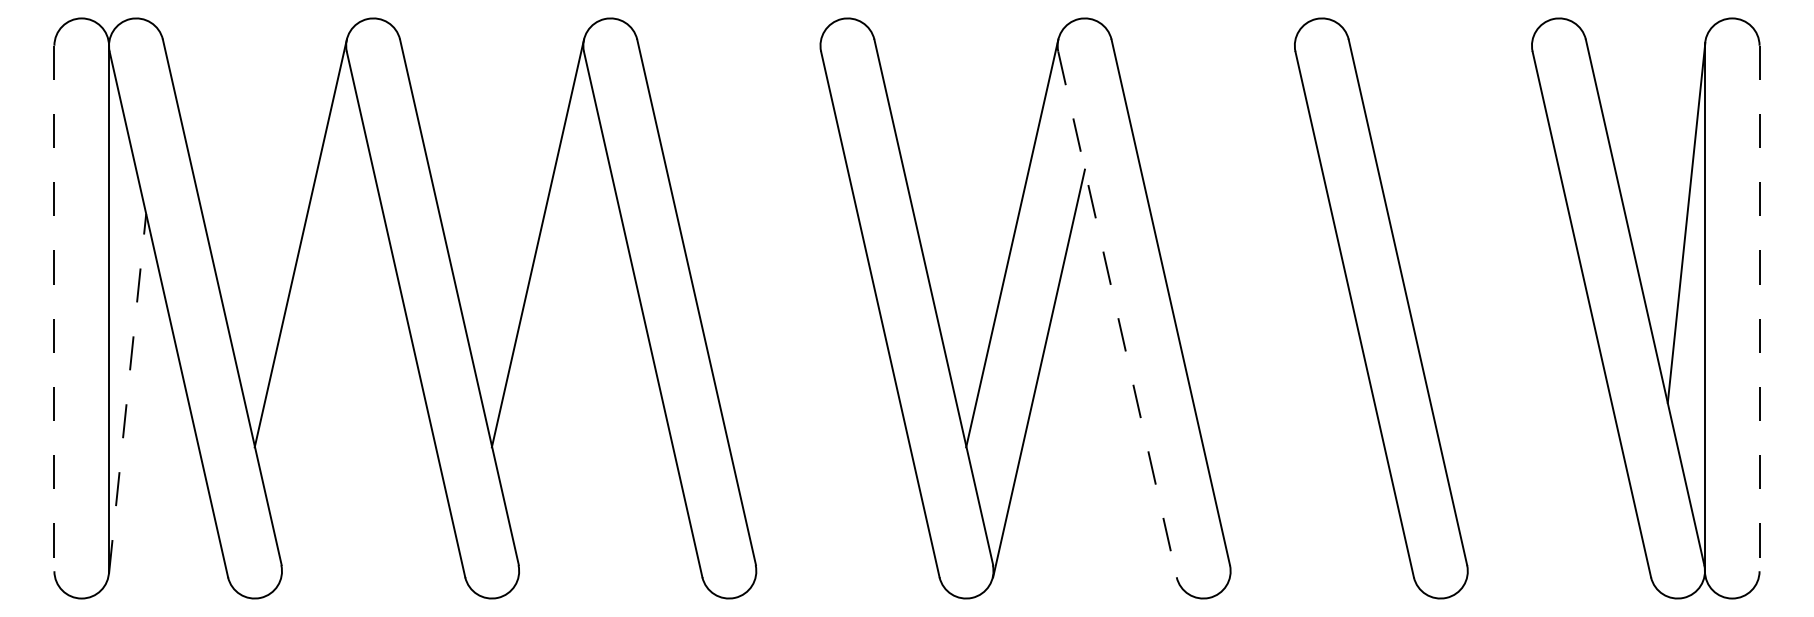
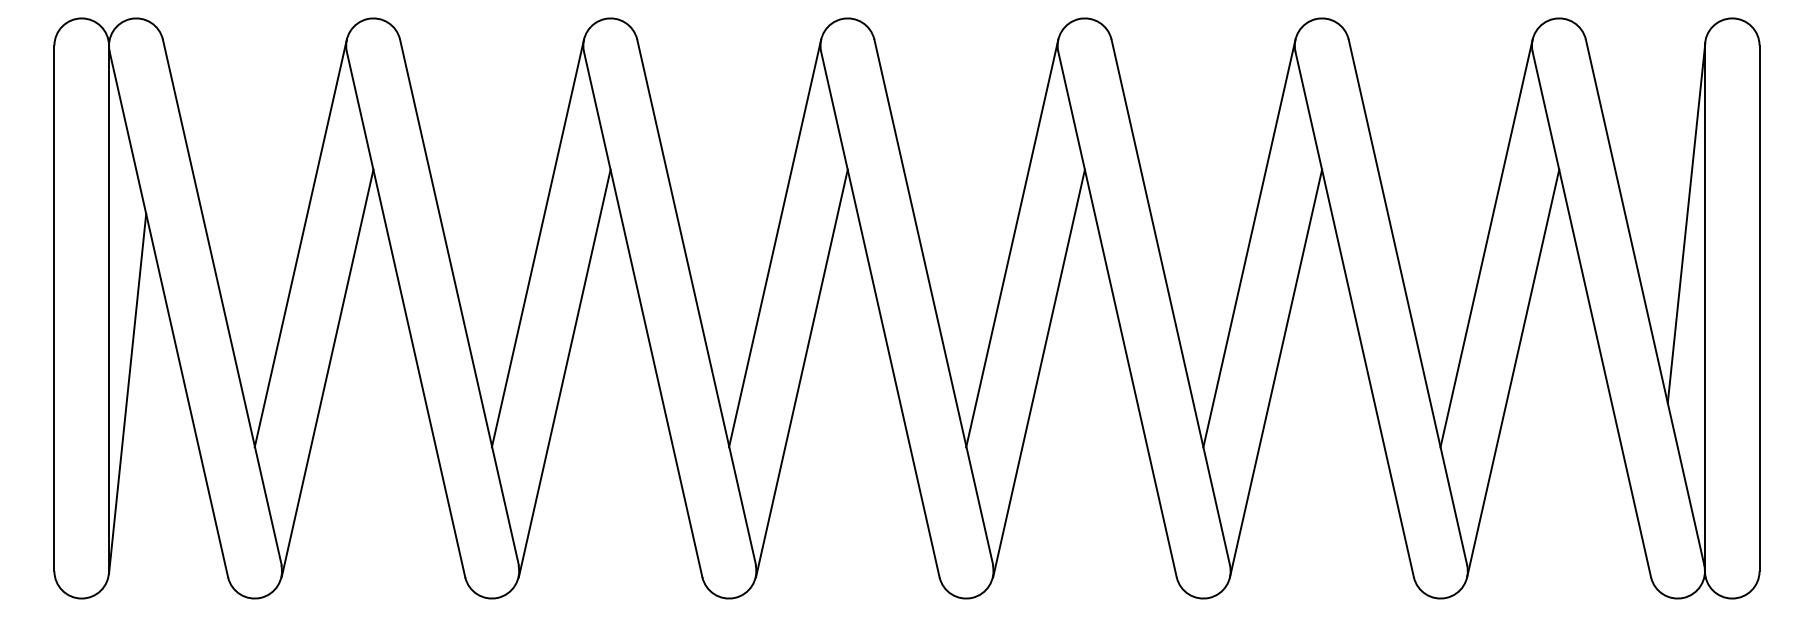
line: none -> present (775, 243)
line: none -> present (1249, 243)
line: none -> present (1486, 243)
line: dashed -> solid (54, 308)
line: dashed -> solid (1759, 308)
line: dashed -> solid (1117, 315)
line: none -> present (327, 373)
line: none -> present (564, 373)
line: none -> present (801, 373)
line: none -> present (1275, 373)
line: none -> present (1513, 373)
line: dashed -> solid (127, 393)
